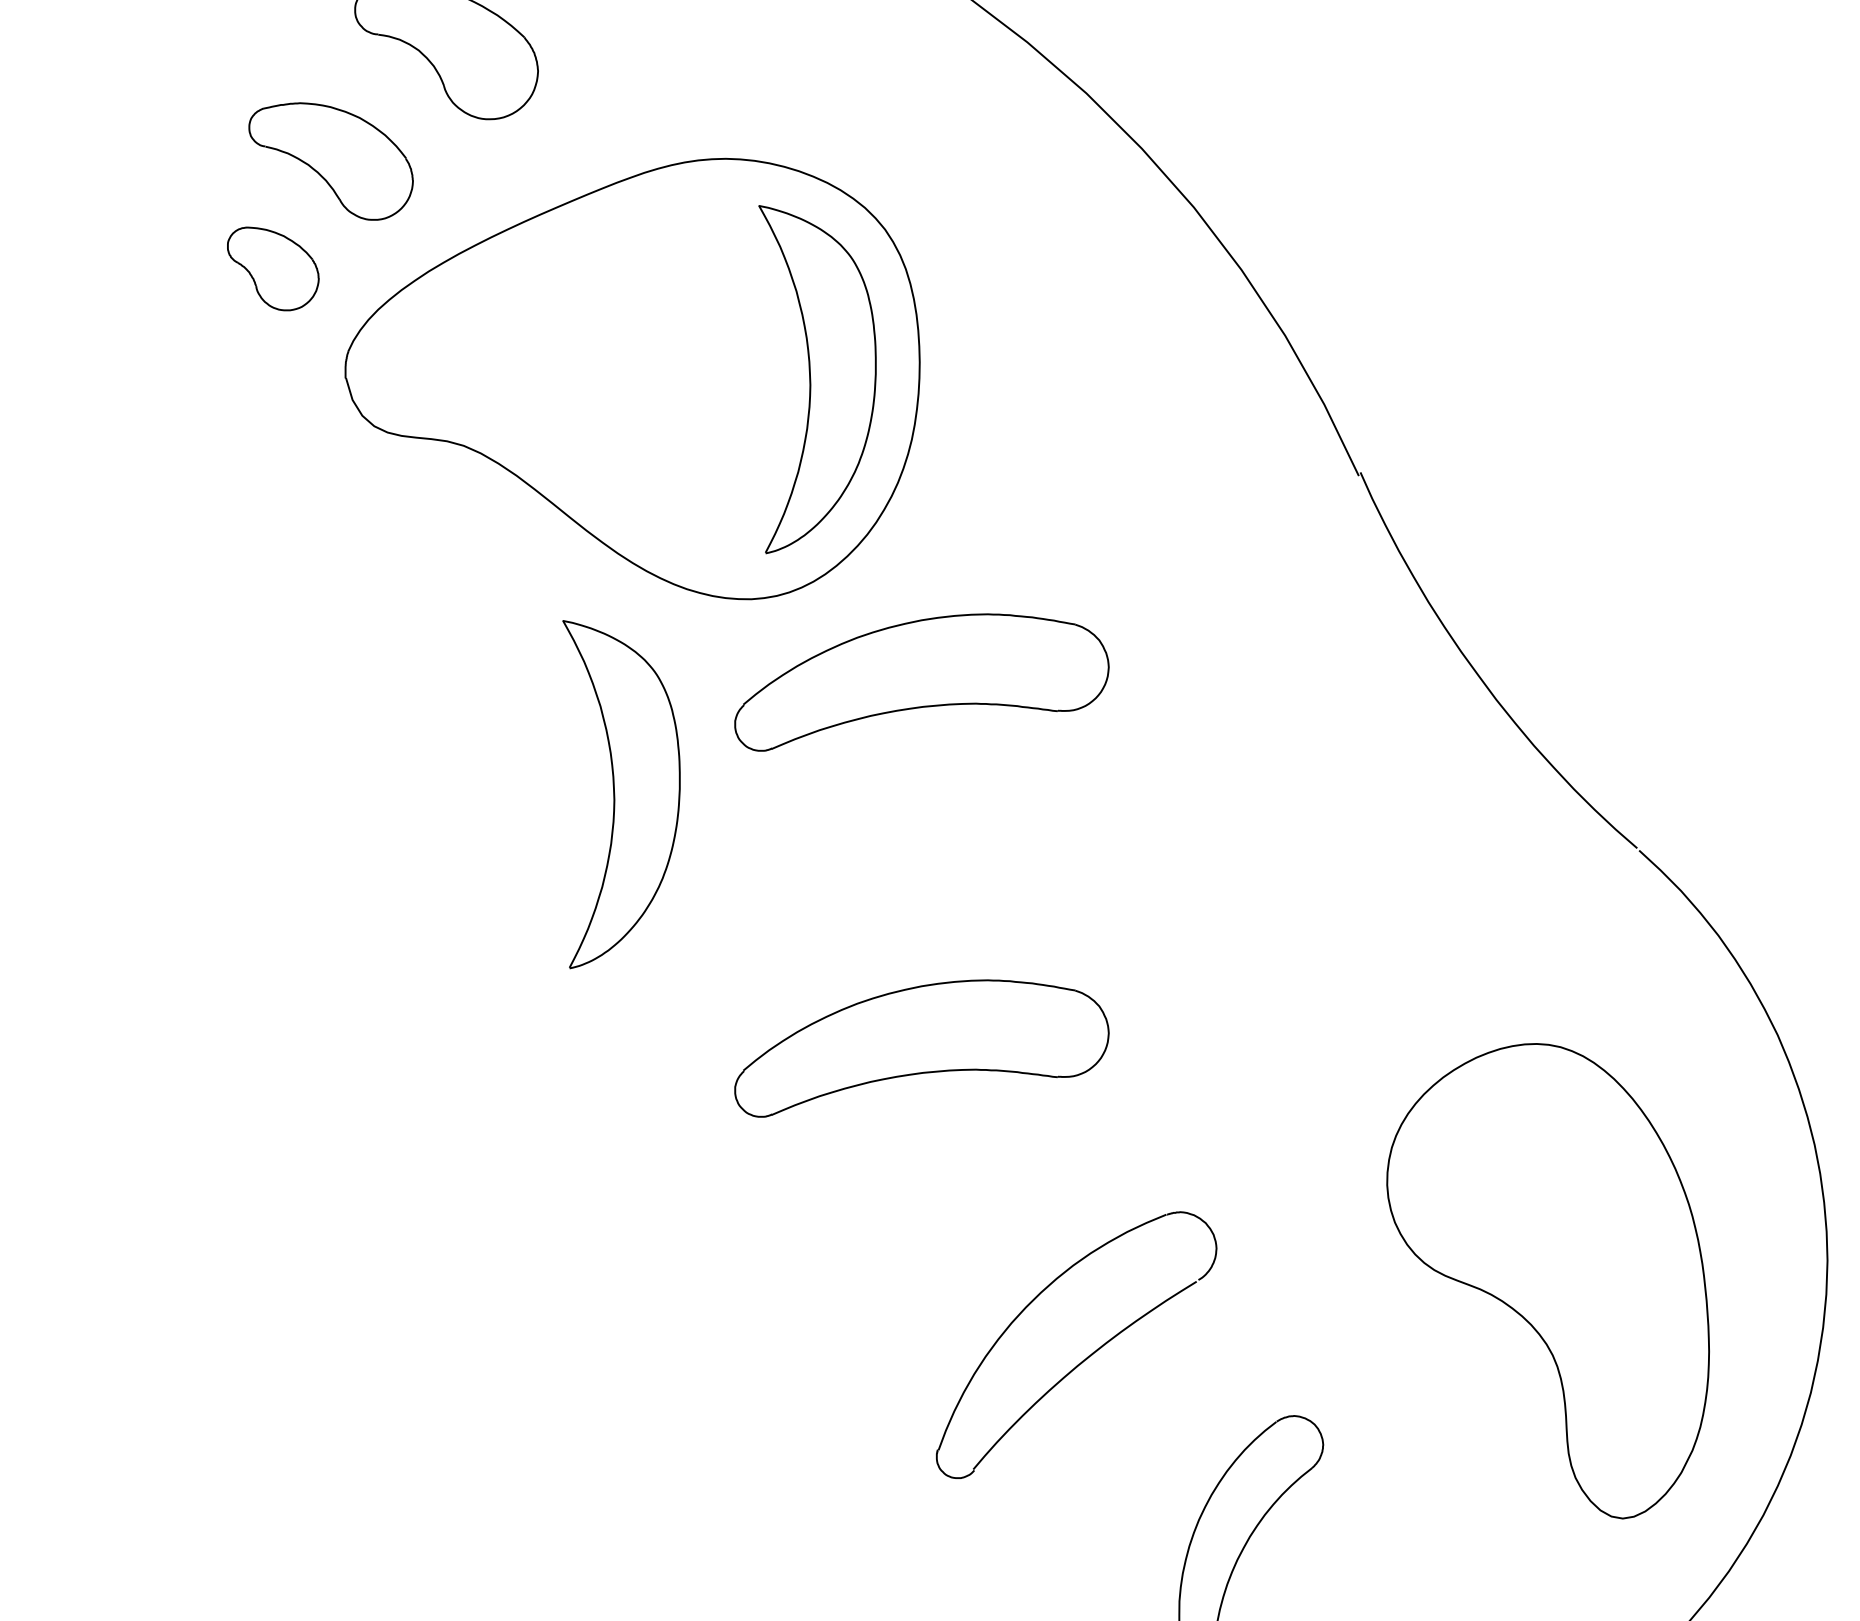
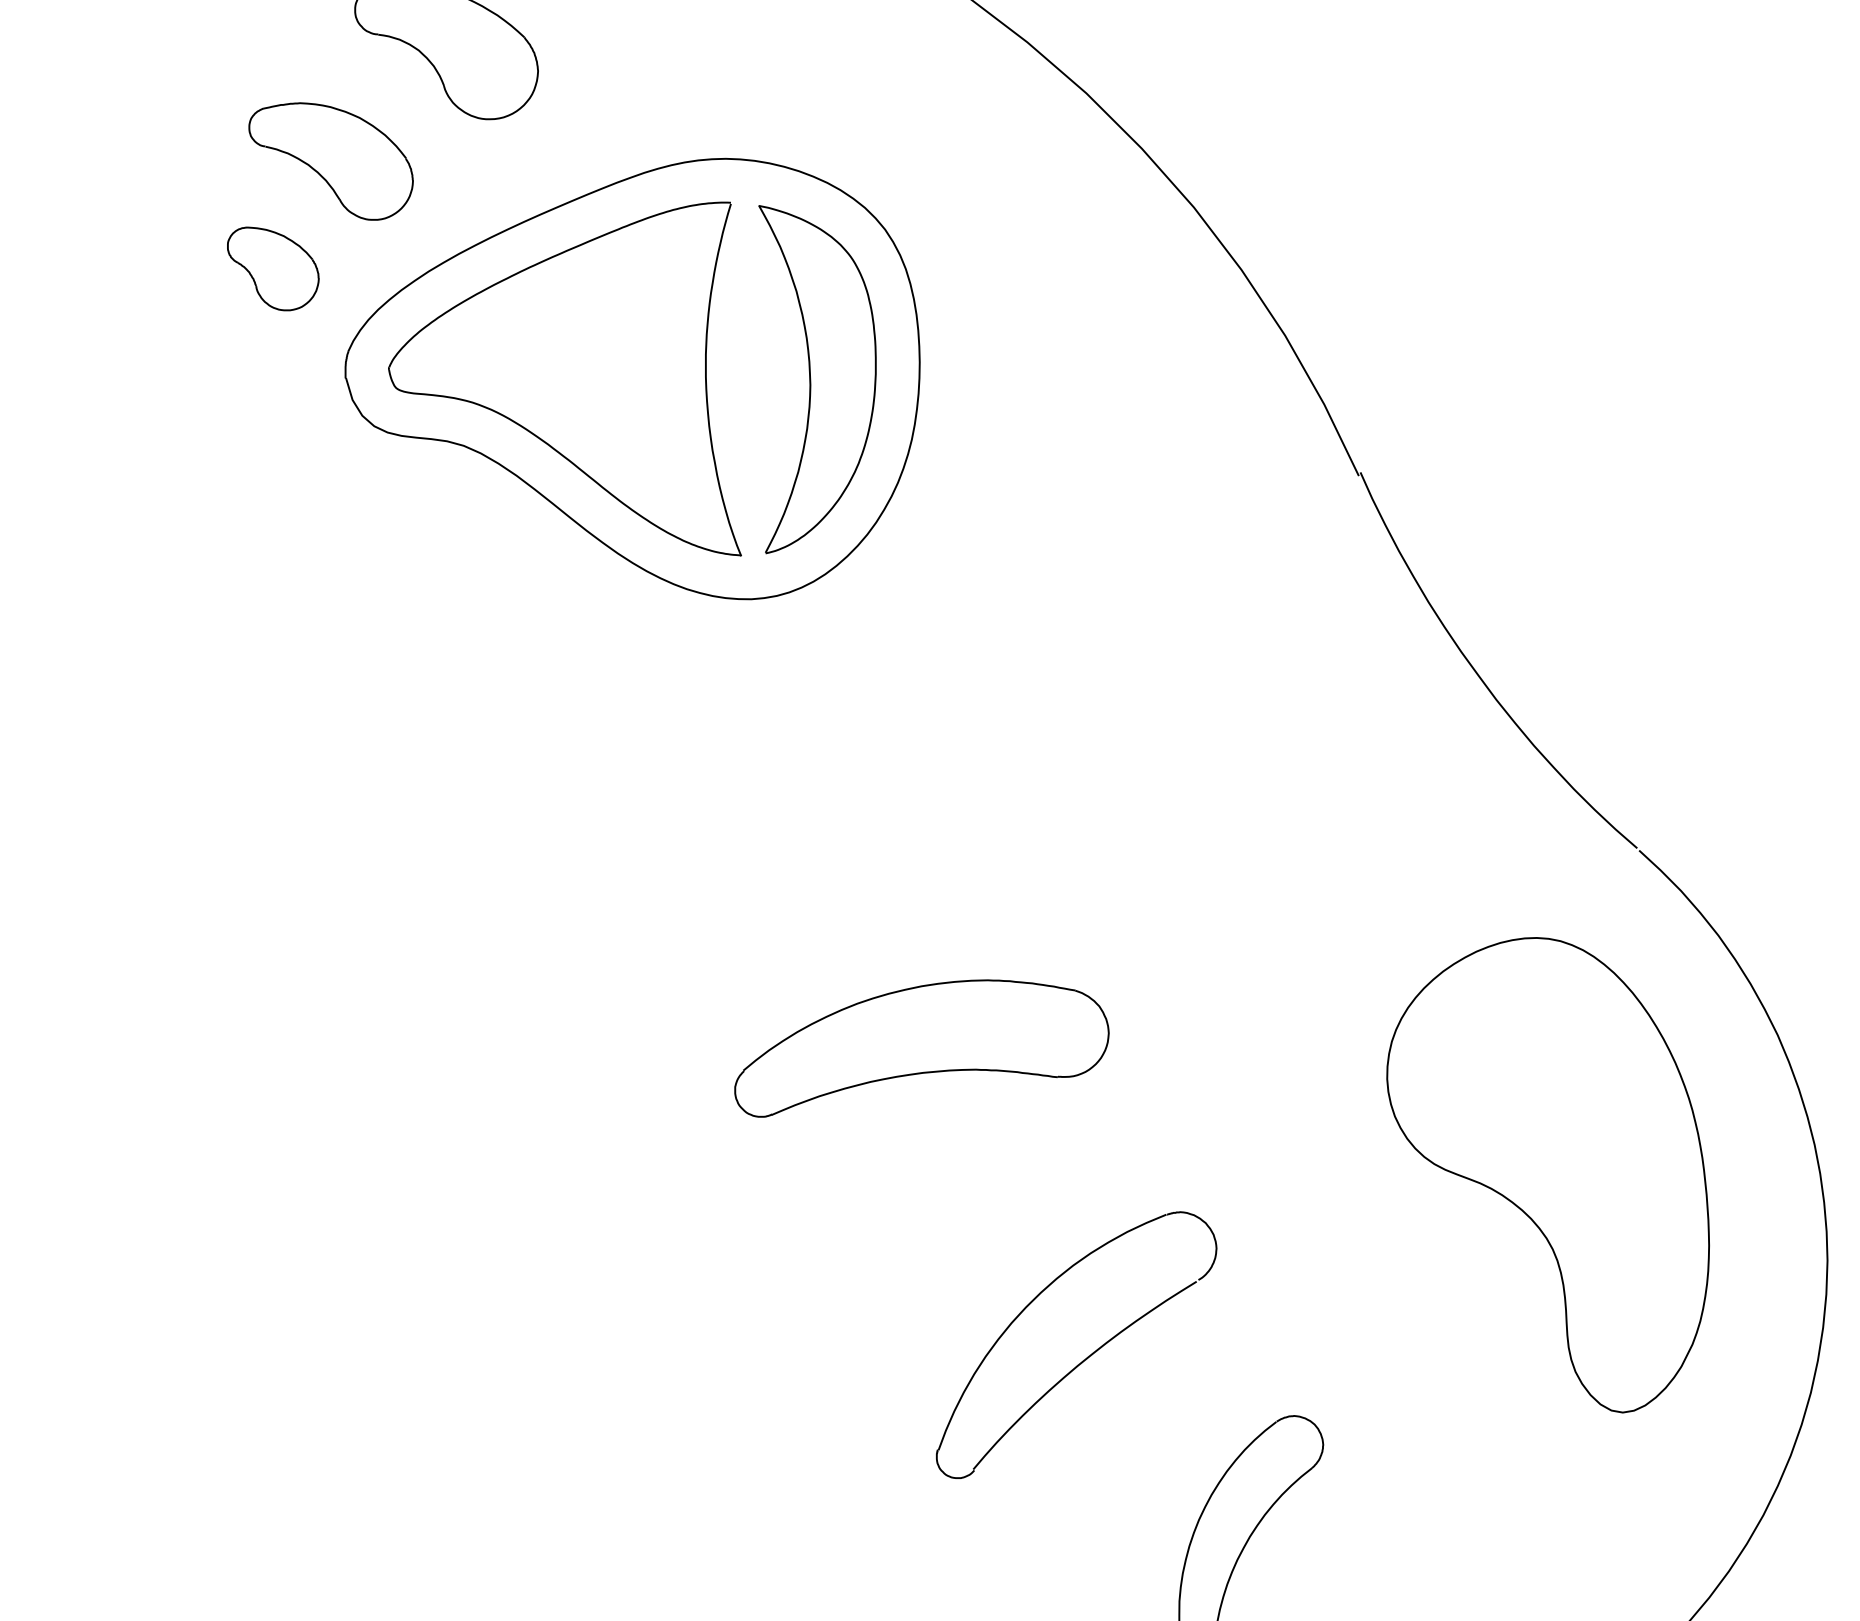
part: none -> present (564, 378)
part: present -> none (921, 682)
part: present -> none (621, 794)
part position: (1547, 1281) -> (1547, 1175) (1547, 1175)
